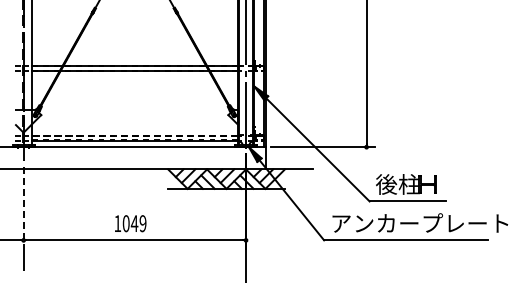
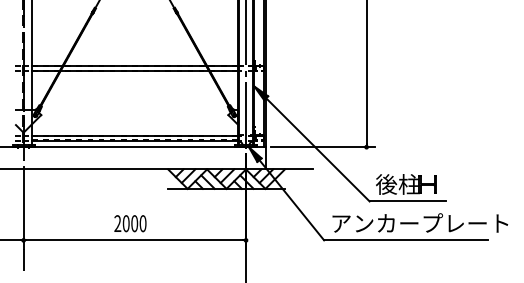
line: dashed -> solid (134, 135)
line: dashed -> solid (23, 208)
text: 1049 -> 2000 (130, 223)
